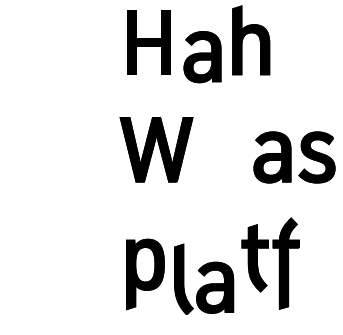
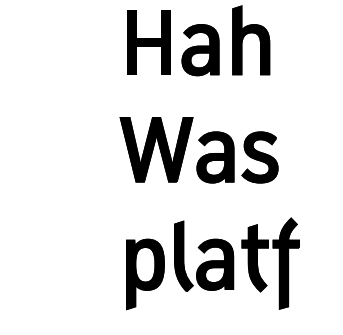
part position: (202, 57) -> (200, 50) (200, 50)
part position: (294, 157) -> (237, 157) (237, 157)
part position: (204, 278) -> (204, 255) (204, 255)
